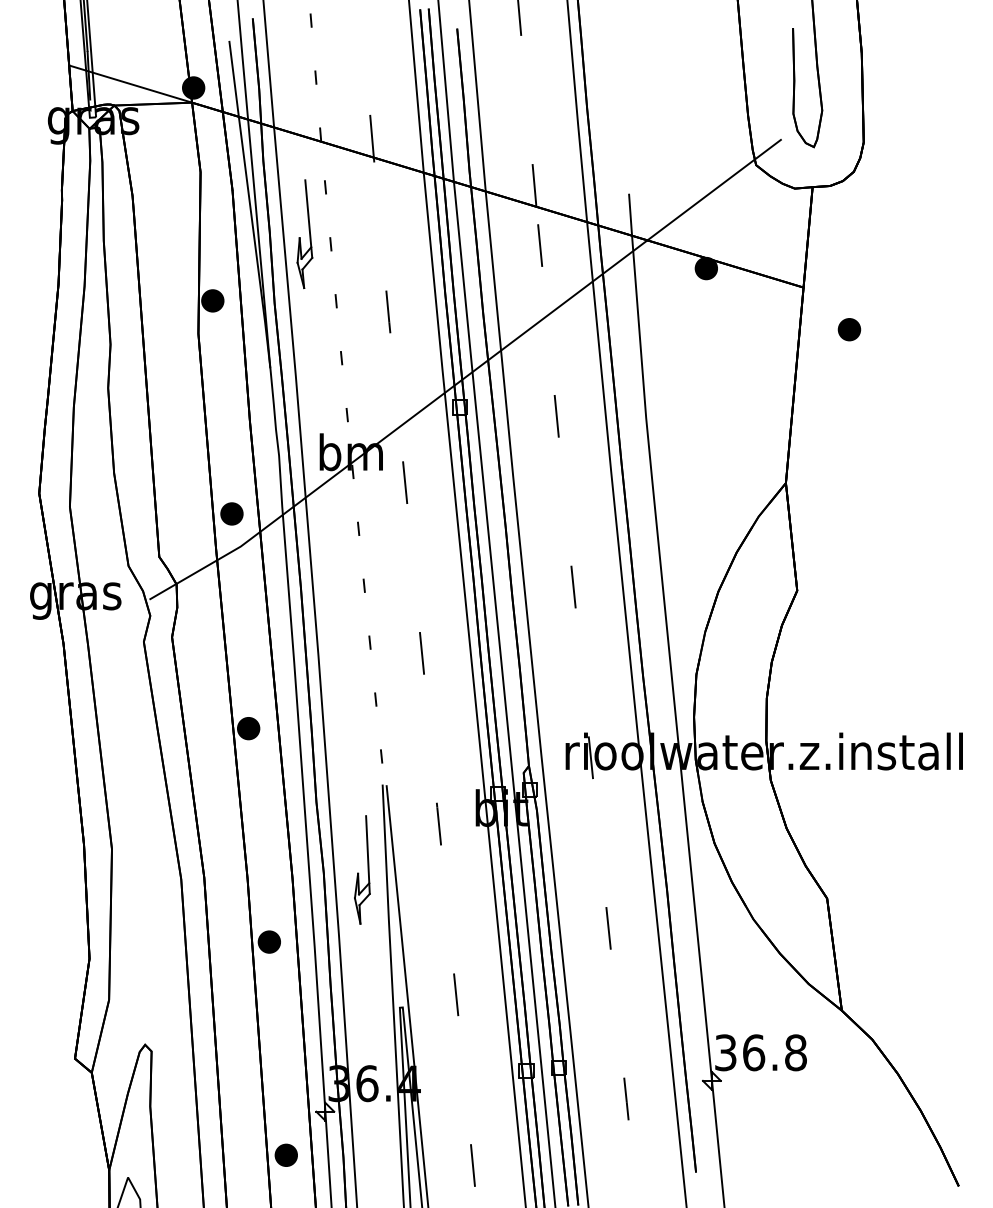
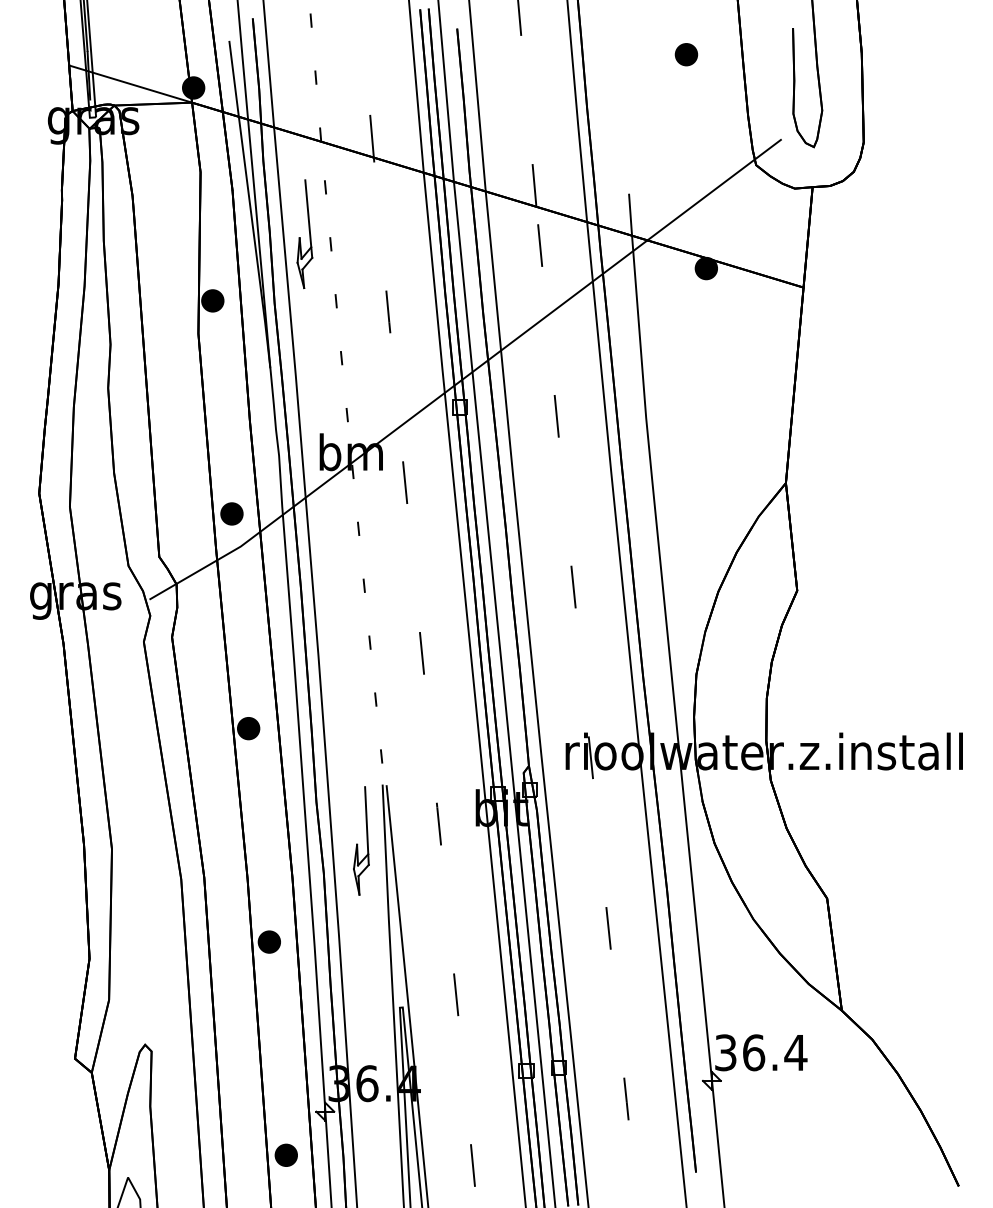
part position: (849, 329) -> (686, 54) (686, 54)
part position: (362, 869) -> (361, 840) (361, 840)
text: 36.8 -> 36.4 (795, 1052)
